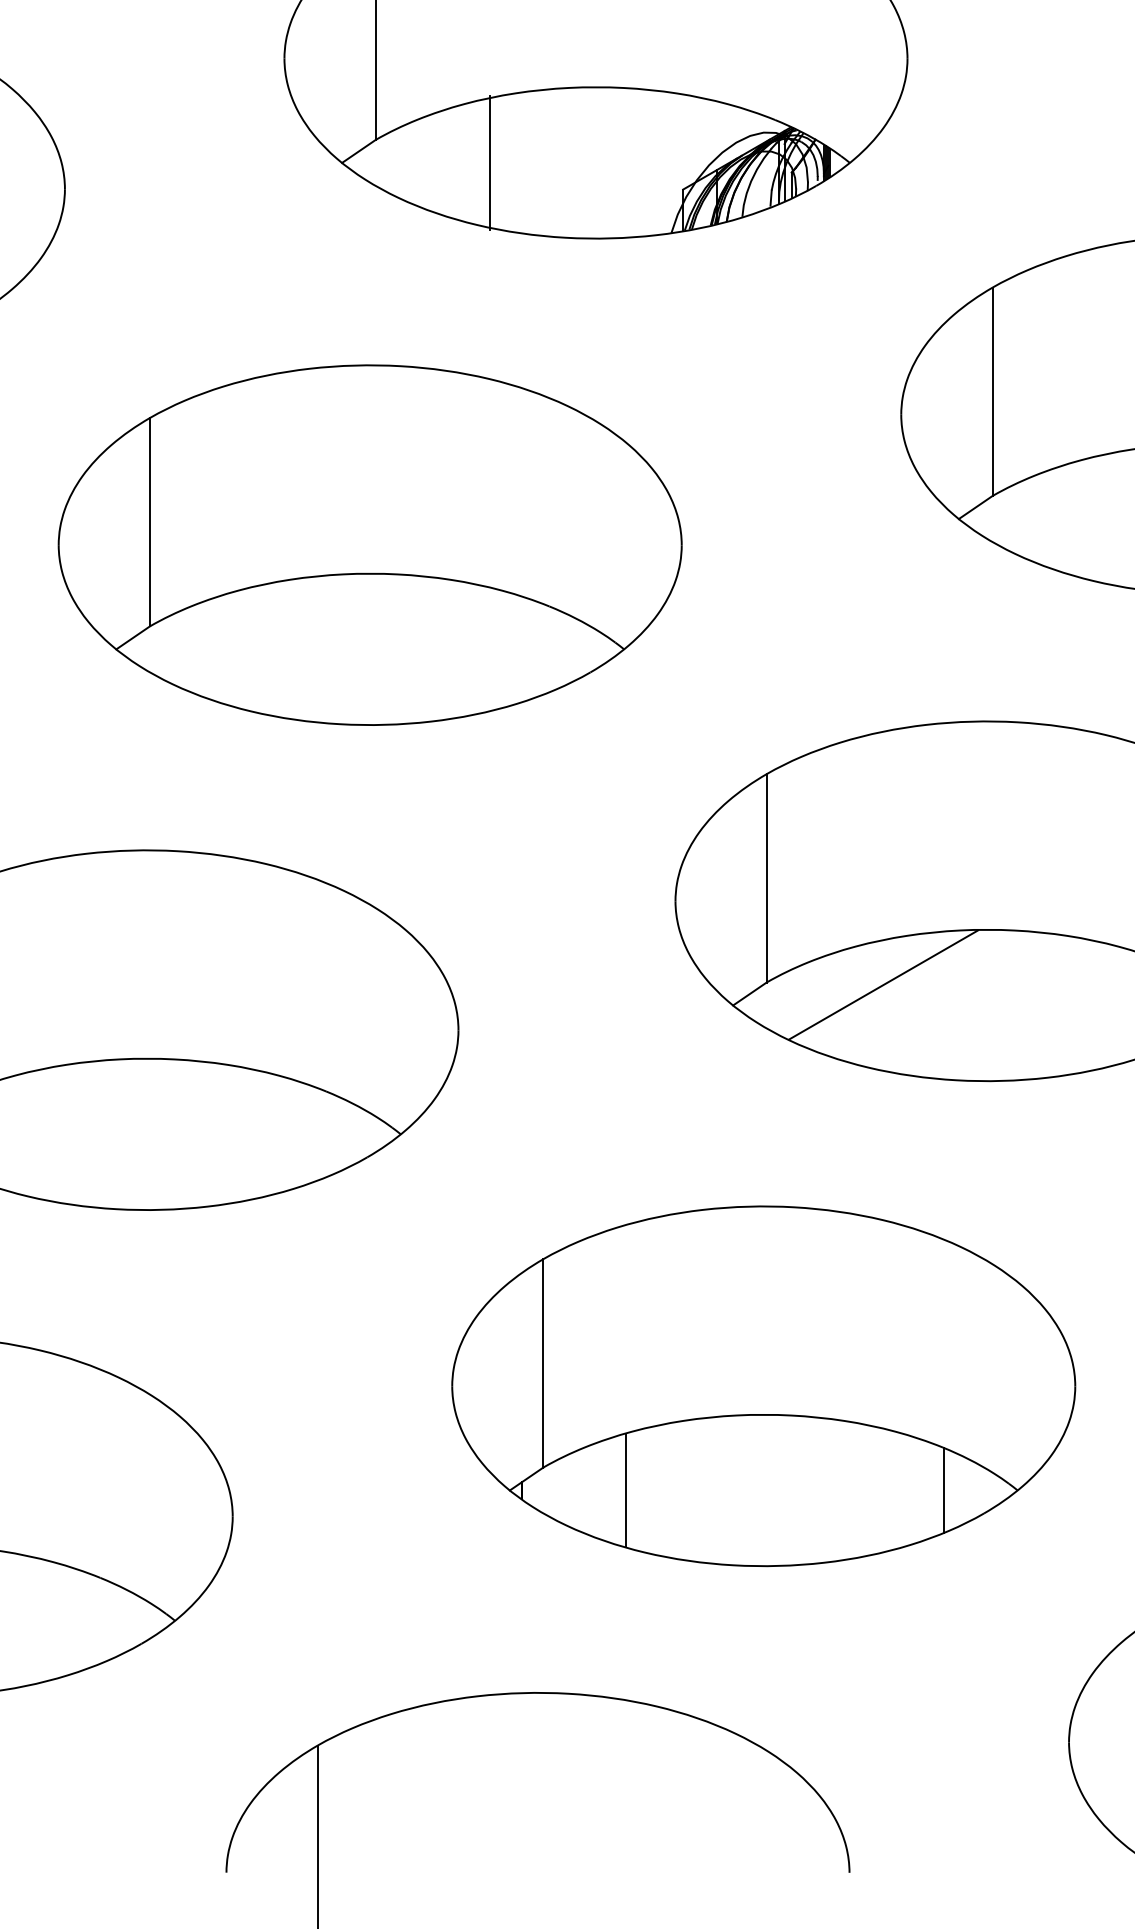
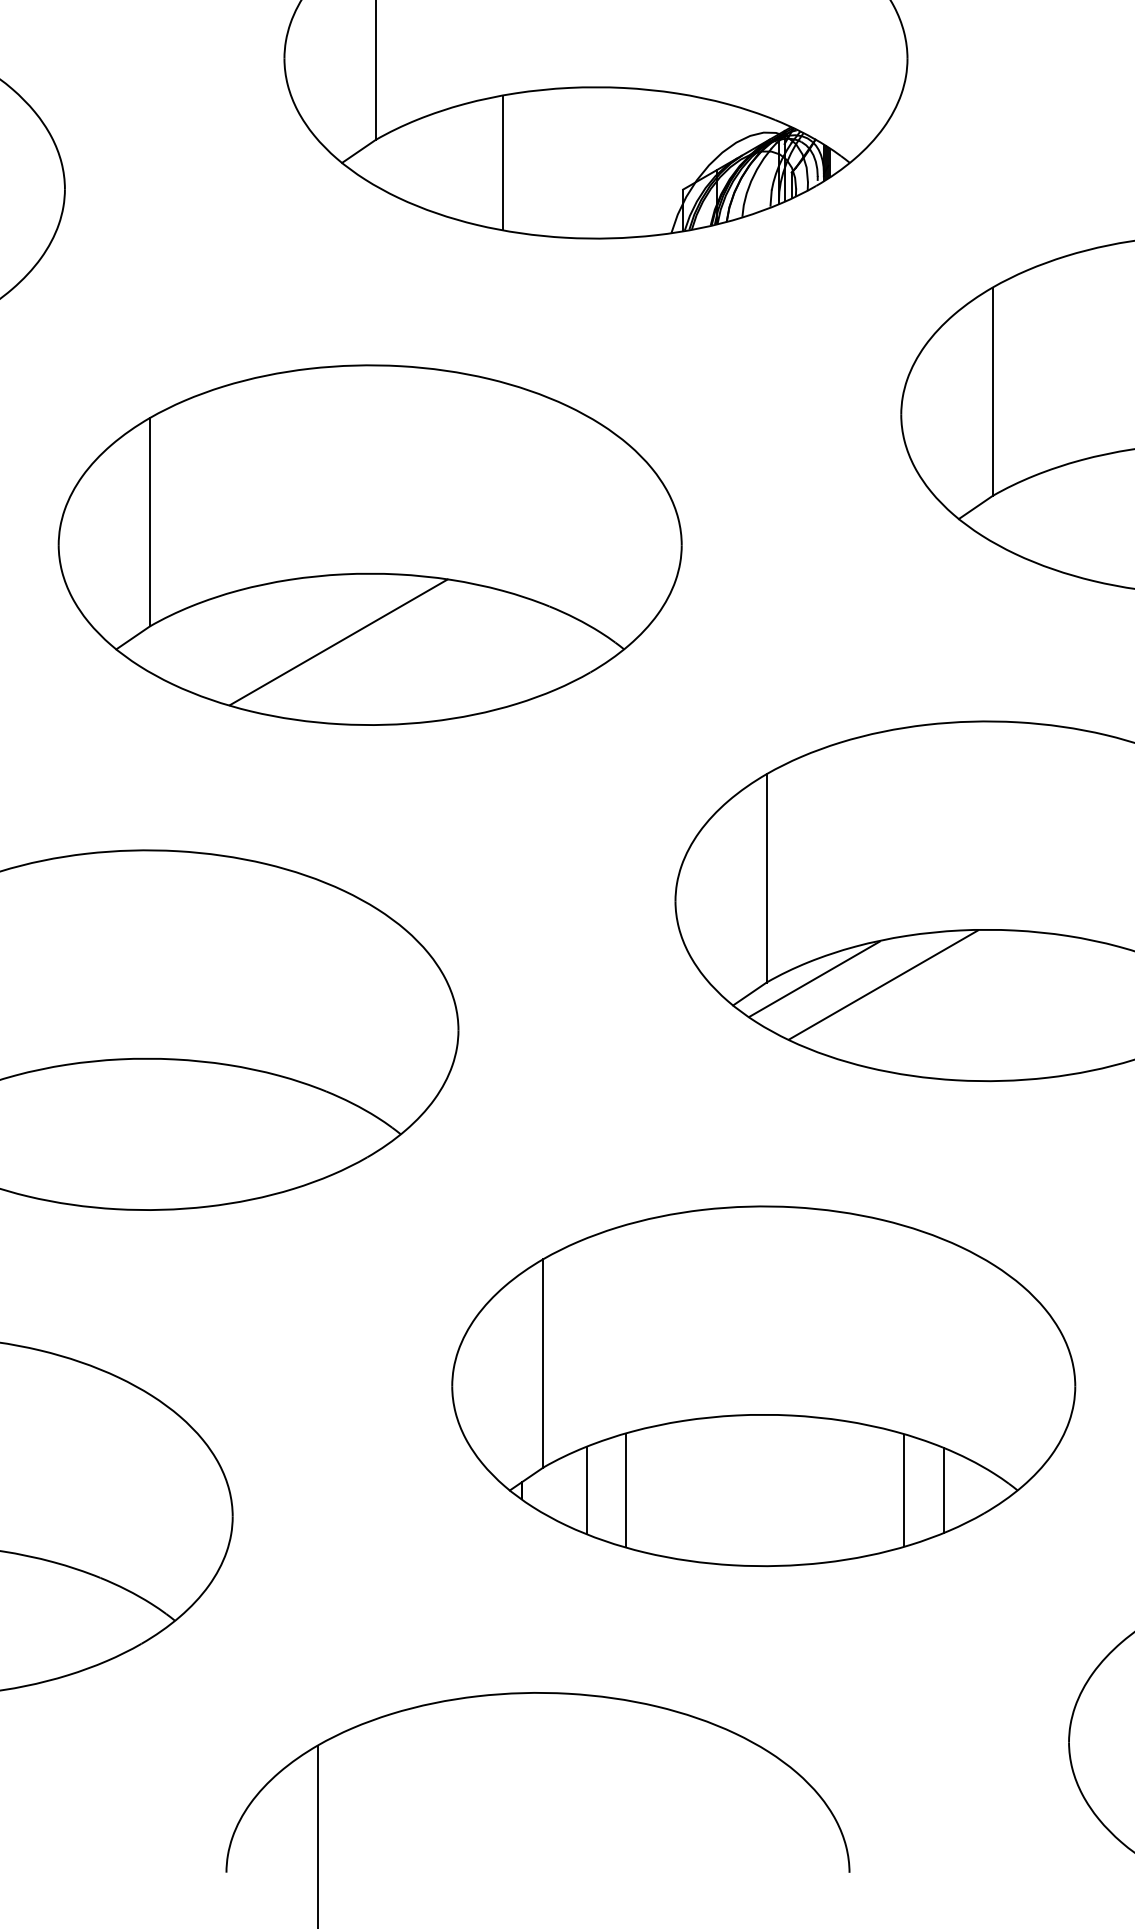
line position: (489, 162) -> (502, 162) (502, 162)
line: none -> present (338, 642)
line: none -> present (814, 978)
line: none -> present (586, 1490)
line: none -> present (904, 1490)
